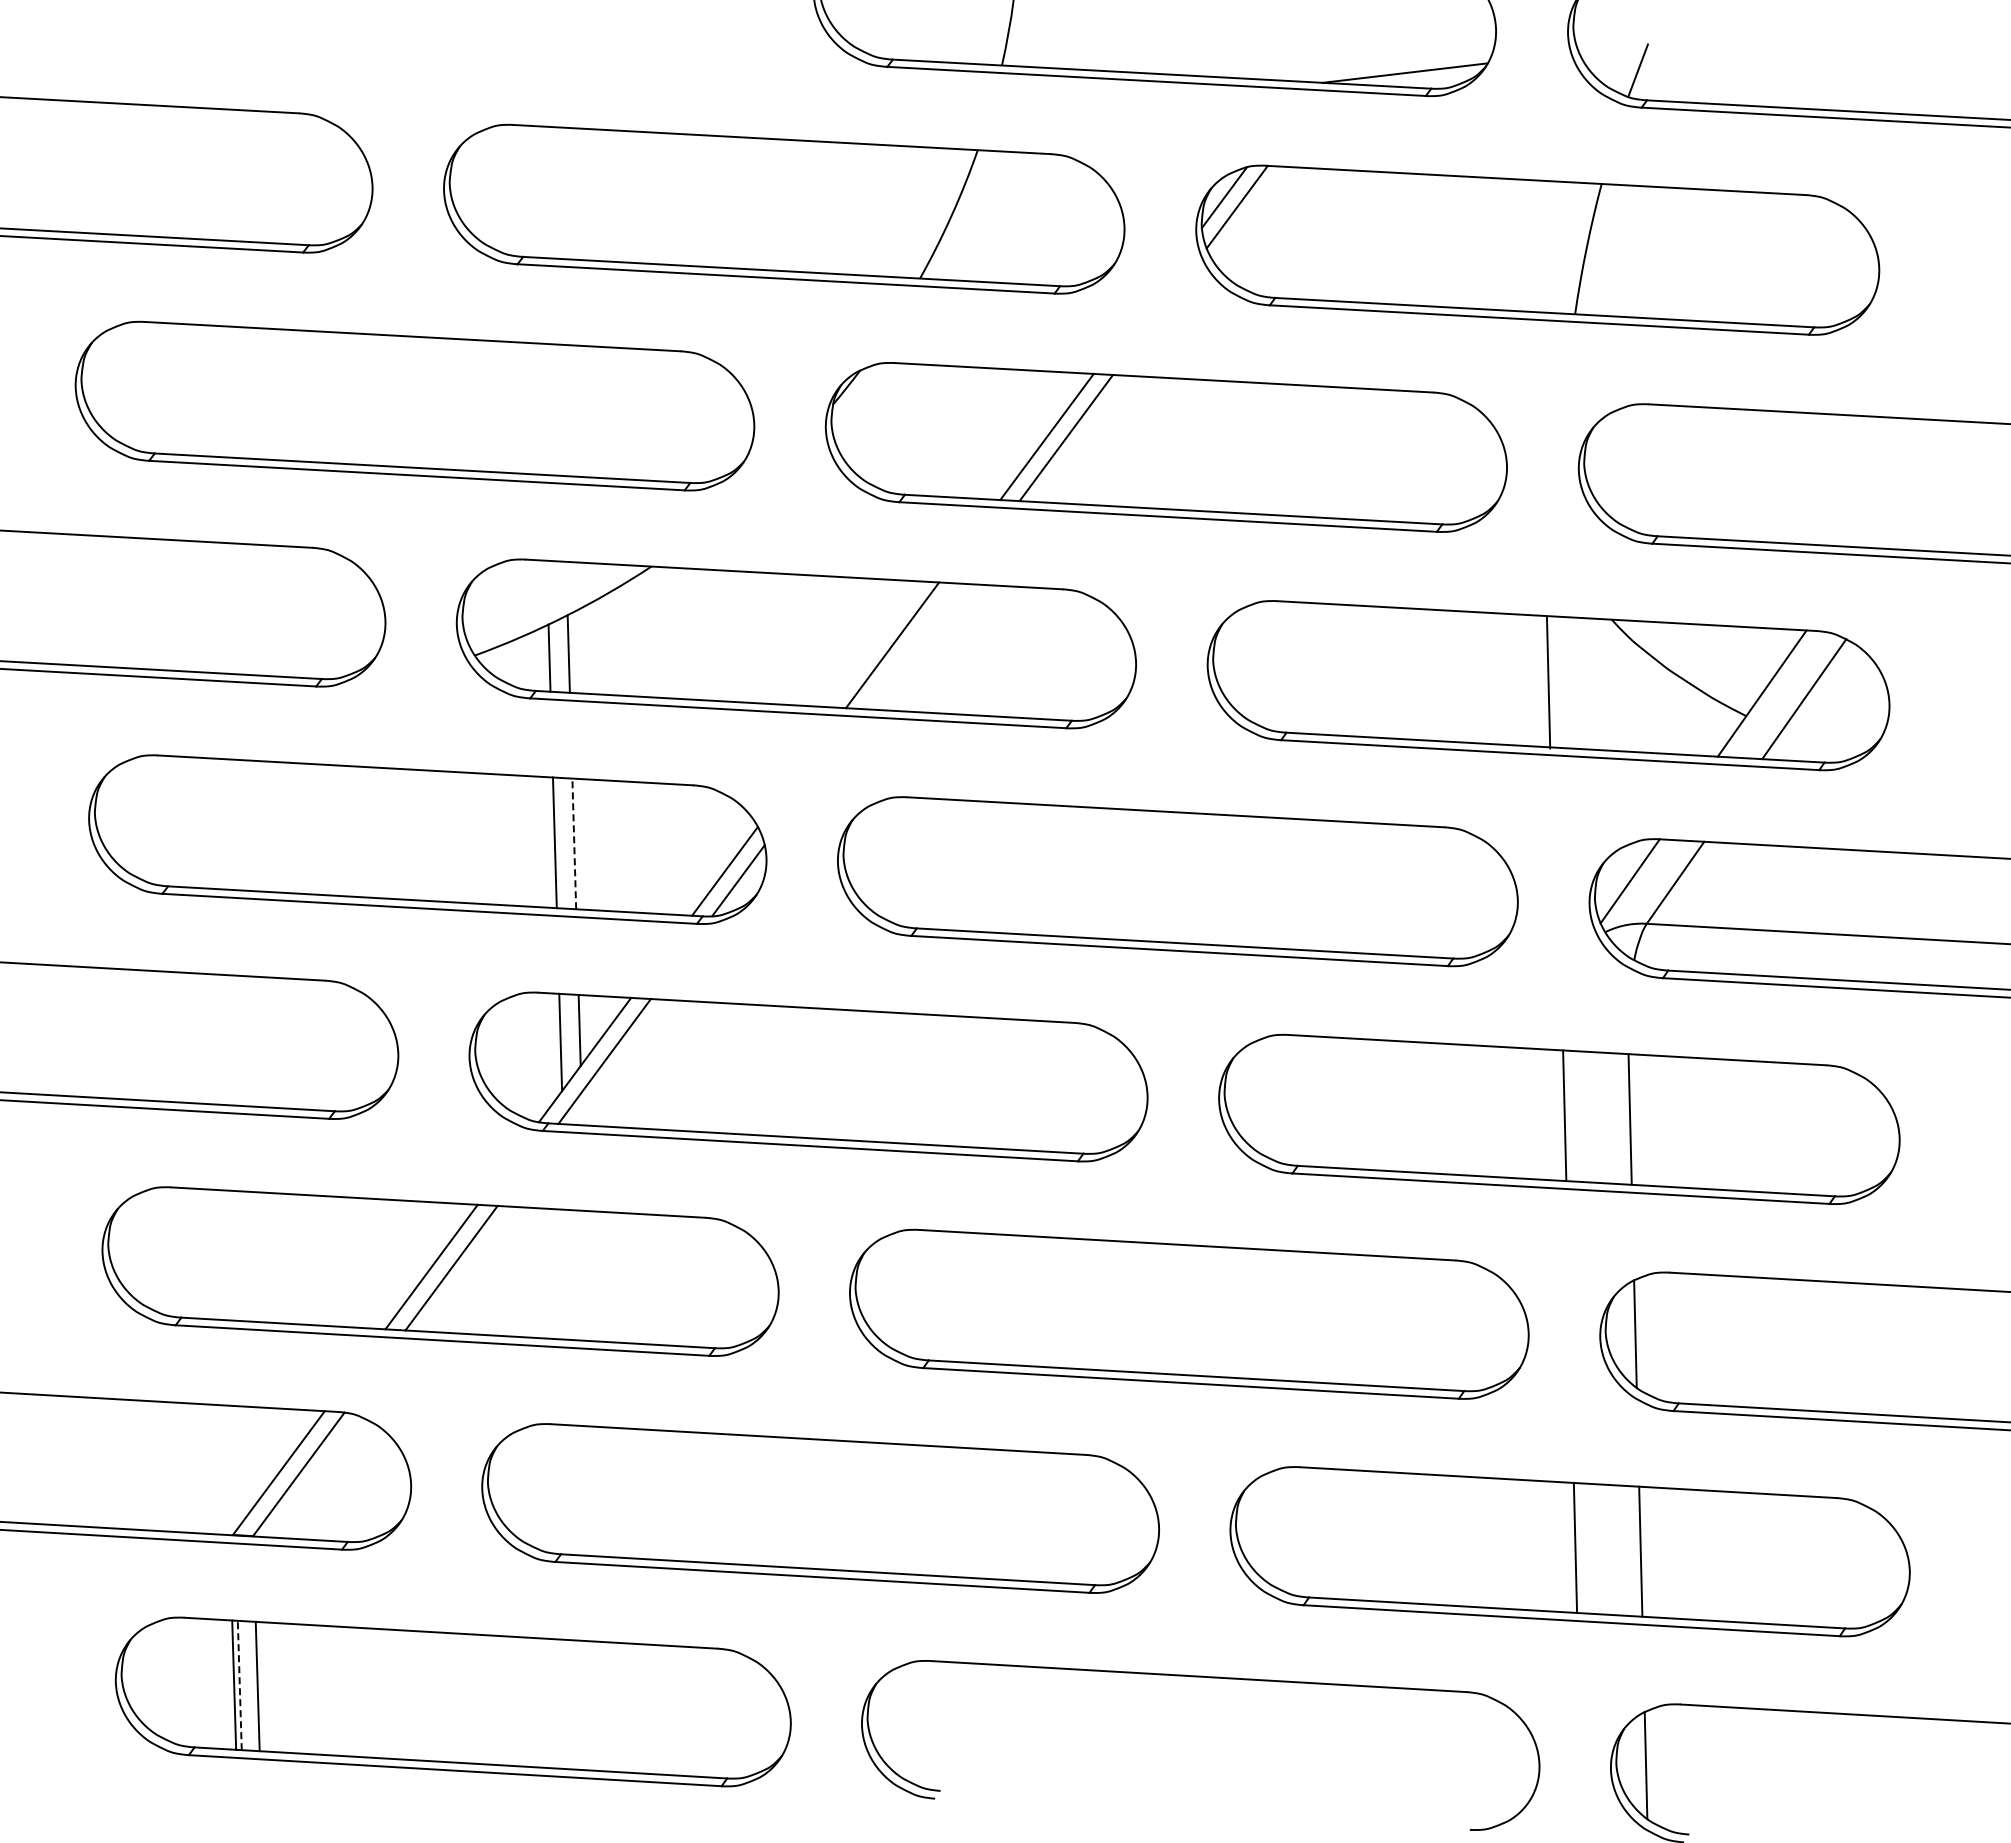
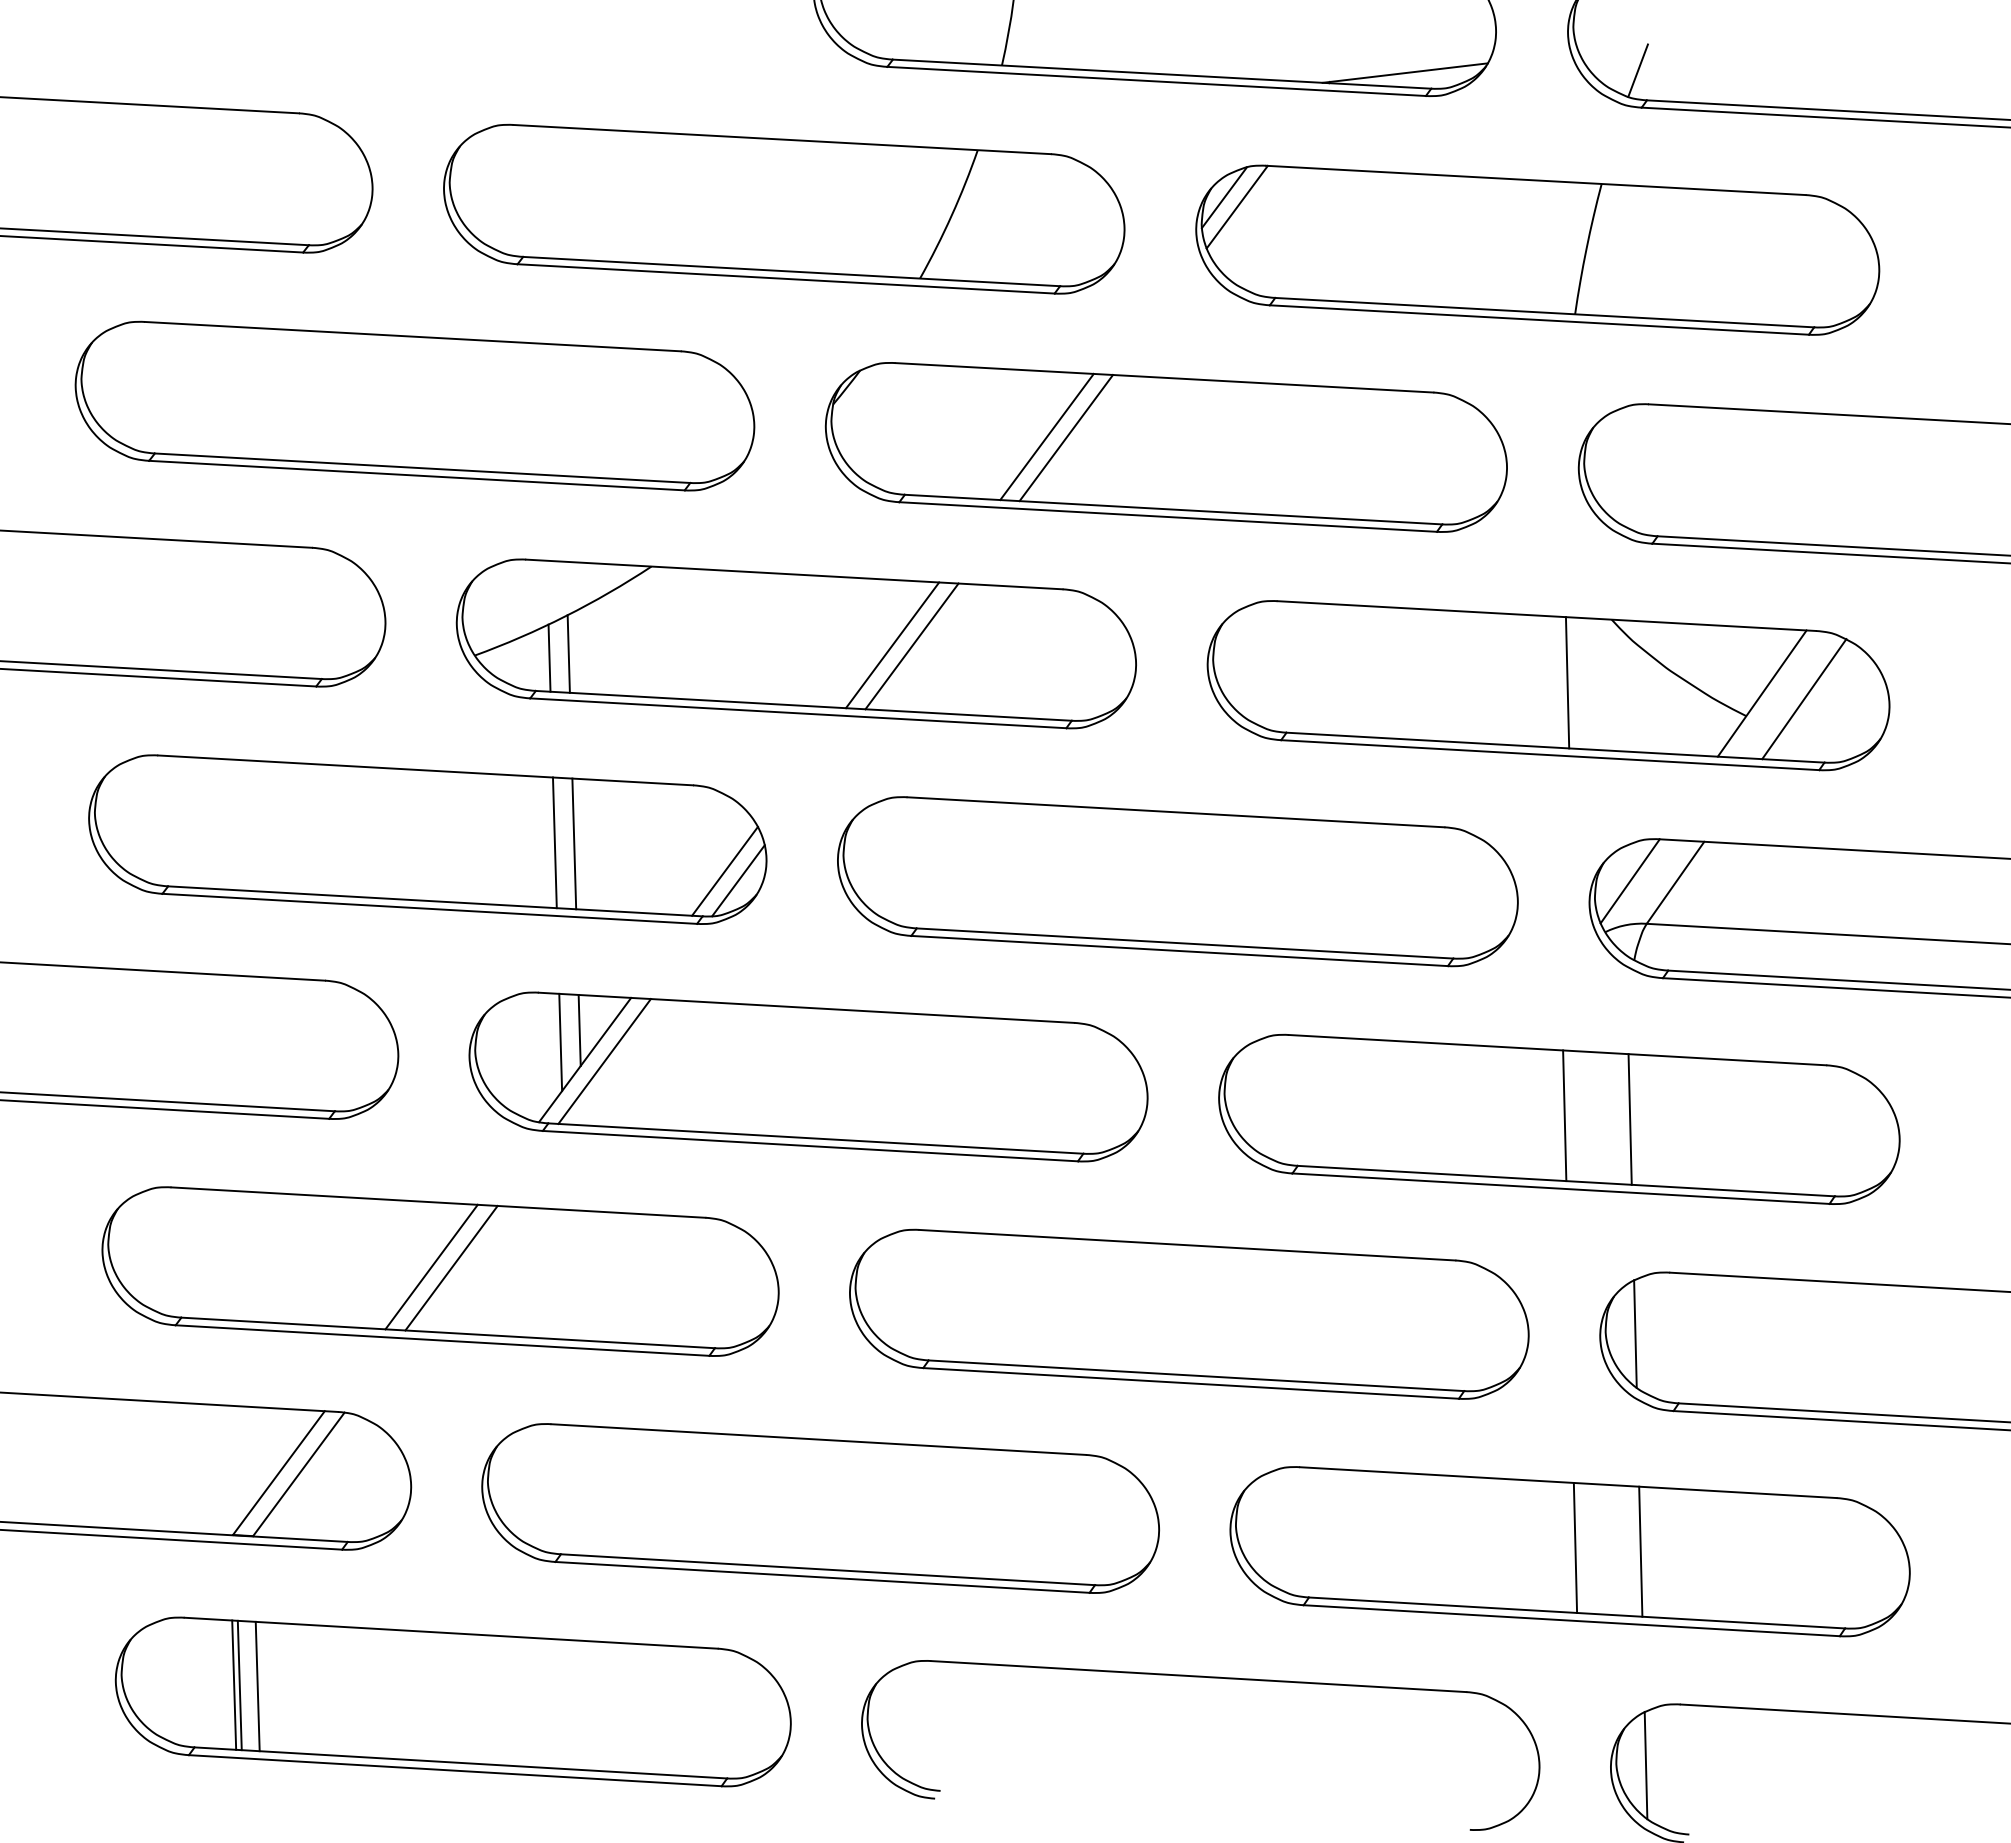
line: none -> present (911, 646)
line position: (1548, 682) -> (1567, 682) (1567, 682)
line: dashed -> solid (574, 843)
line: dashed -> solid (239, 1685)
